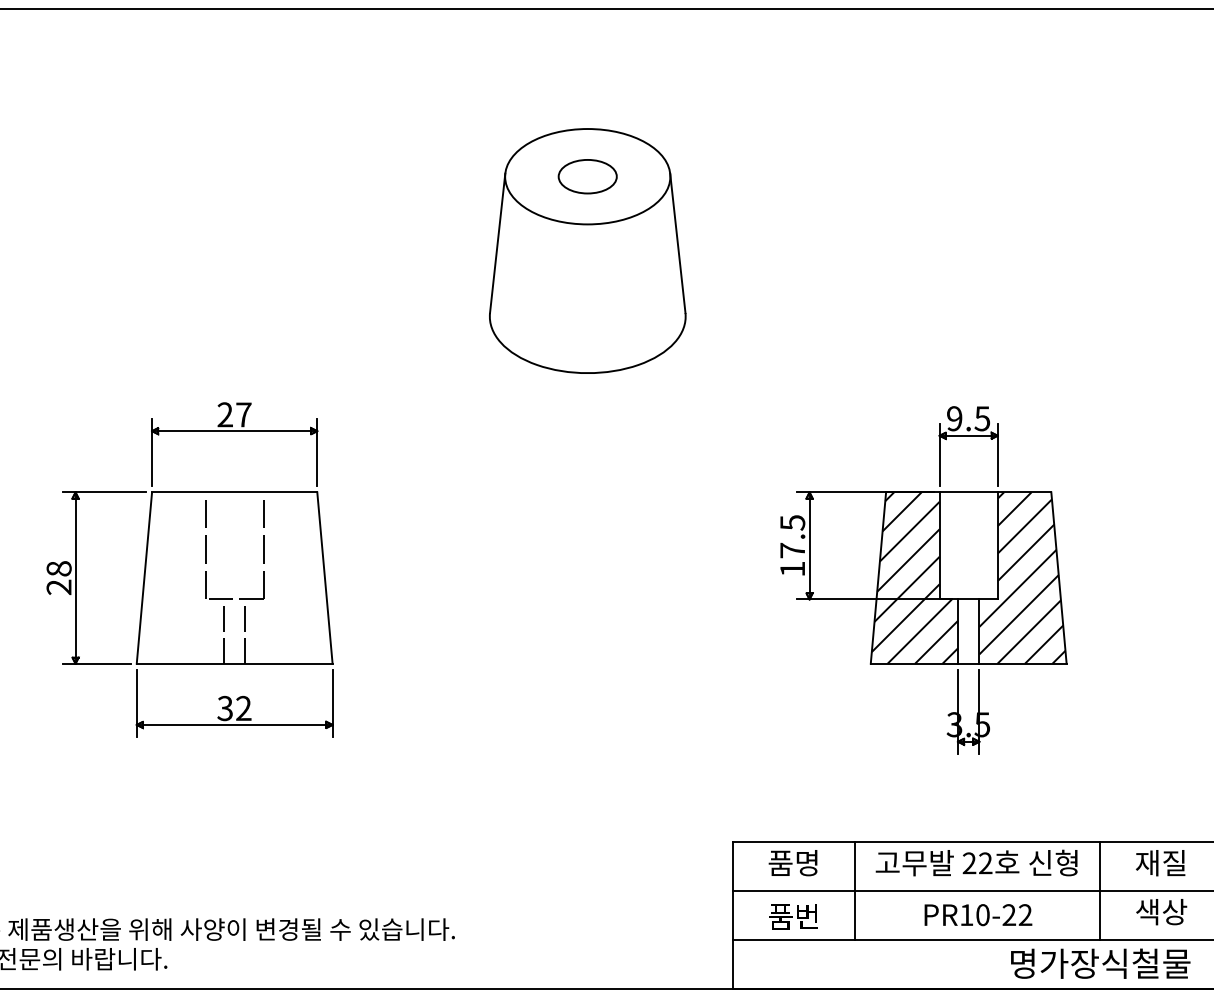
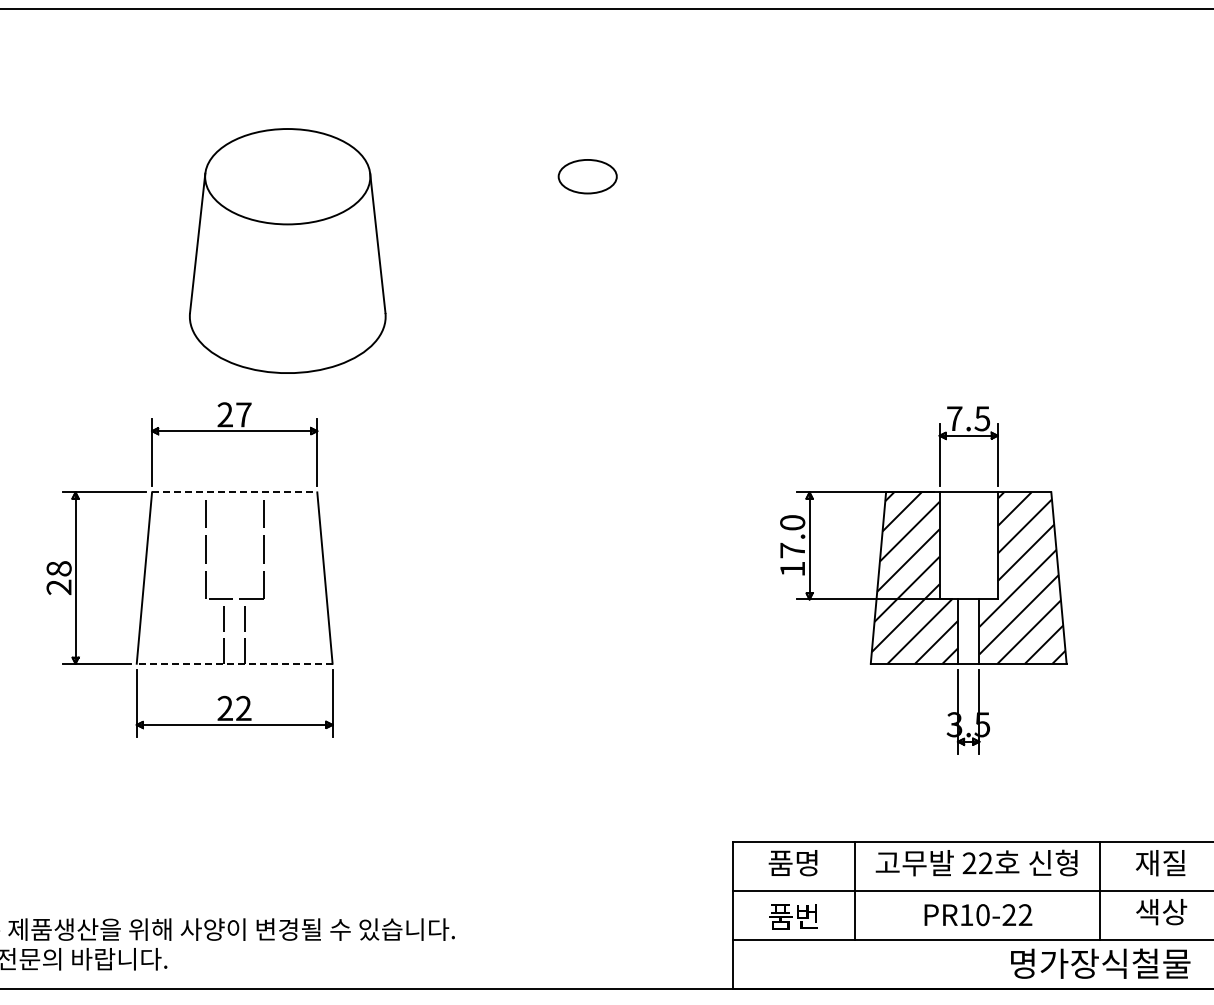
part position: (587, 250) -> (287, 250) (287, 250)
text: 9.5 -> 7.5 (954, 418)
line: solid -> dashed (234, 492)
text: 17.5 -> 17.0 (792, 522)
line: solid -> dashed (234, 663)
text: 32 -> 22 (224, 708)
